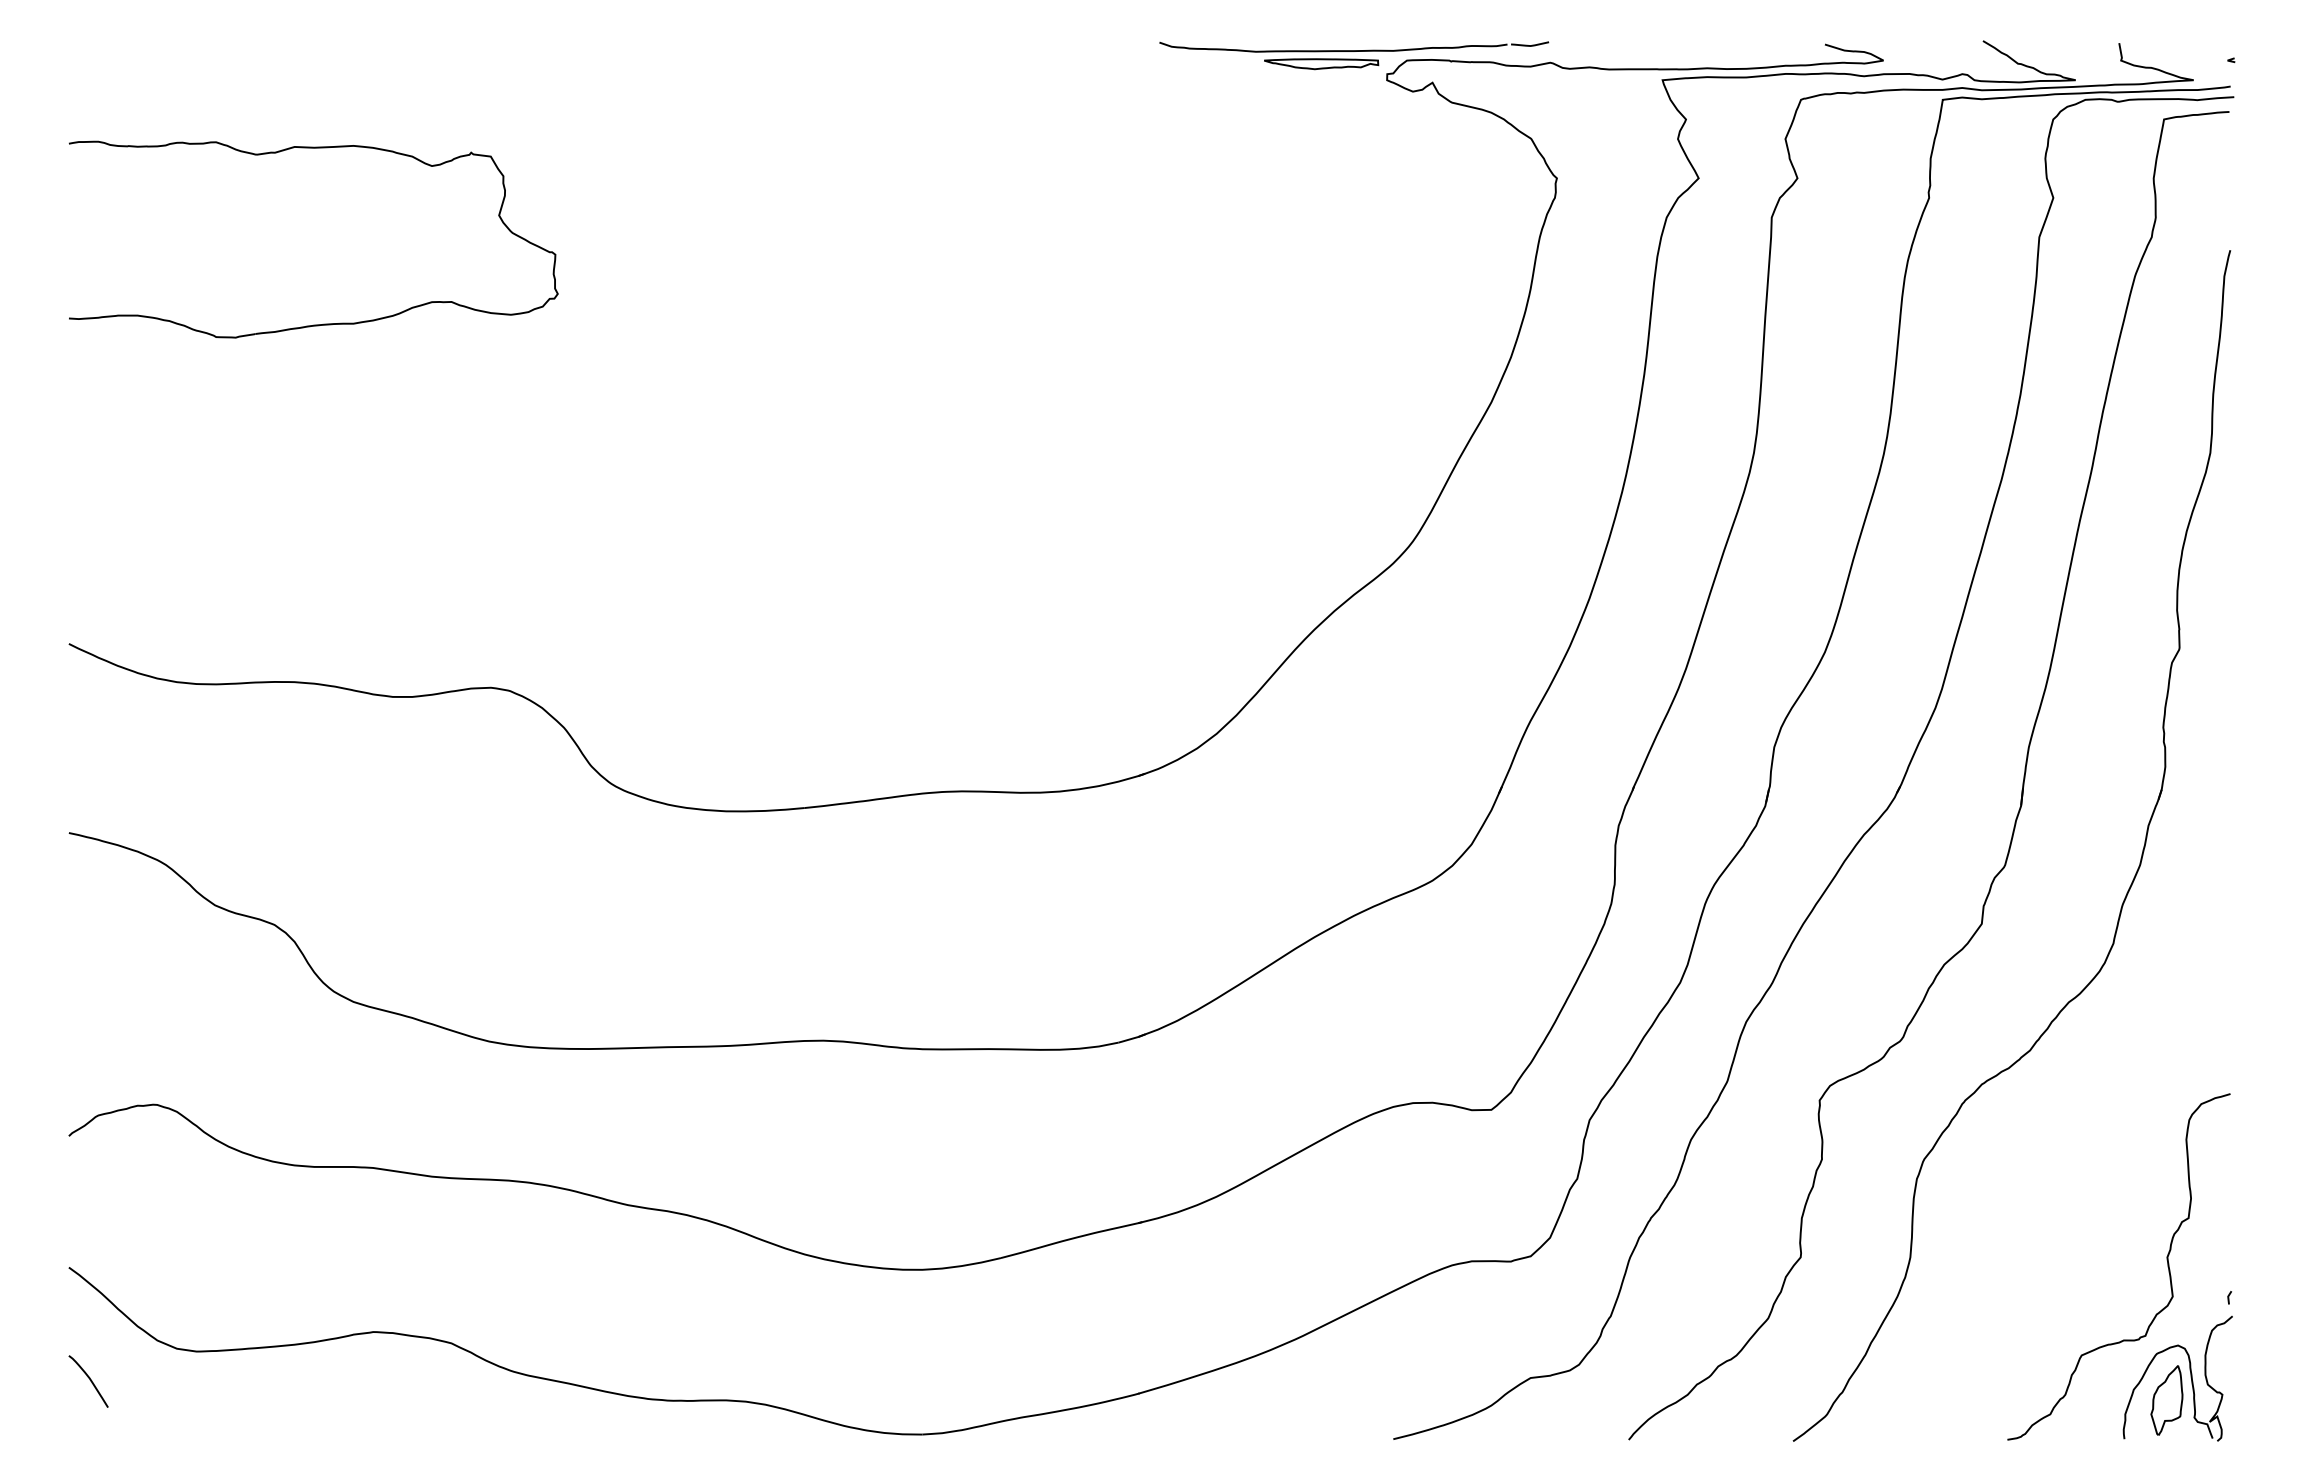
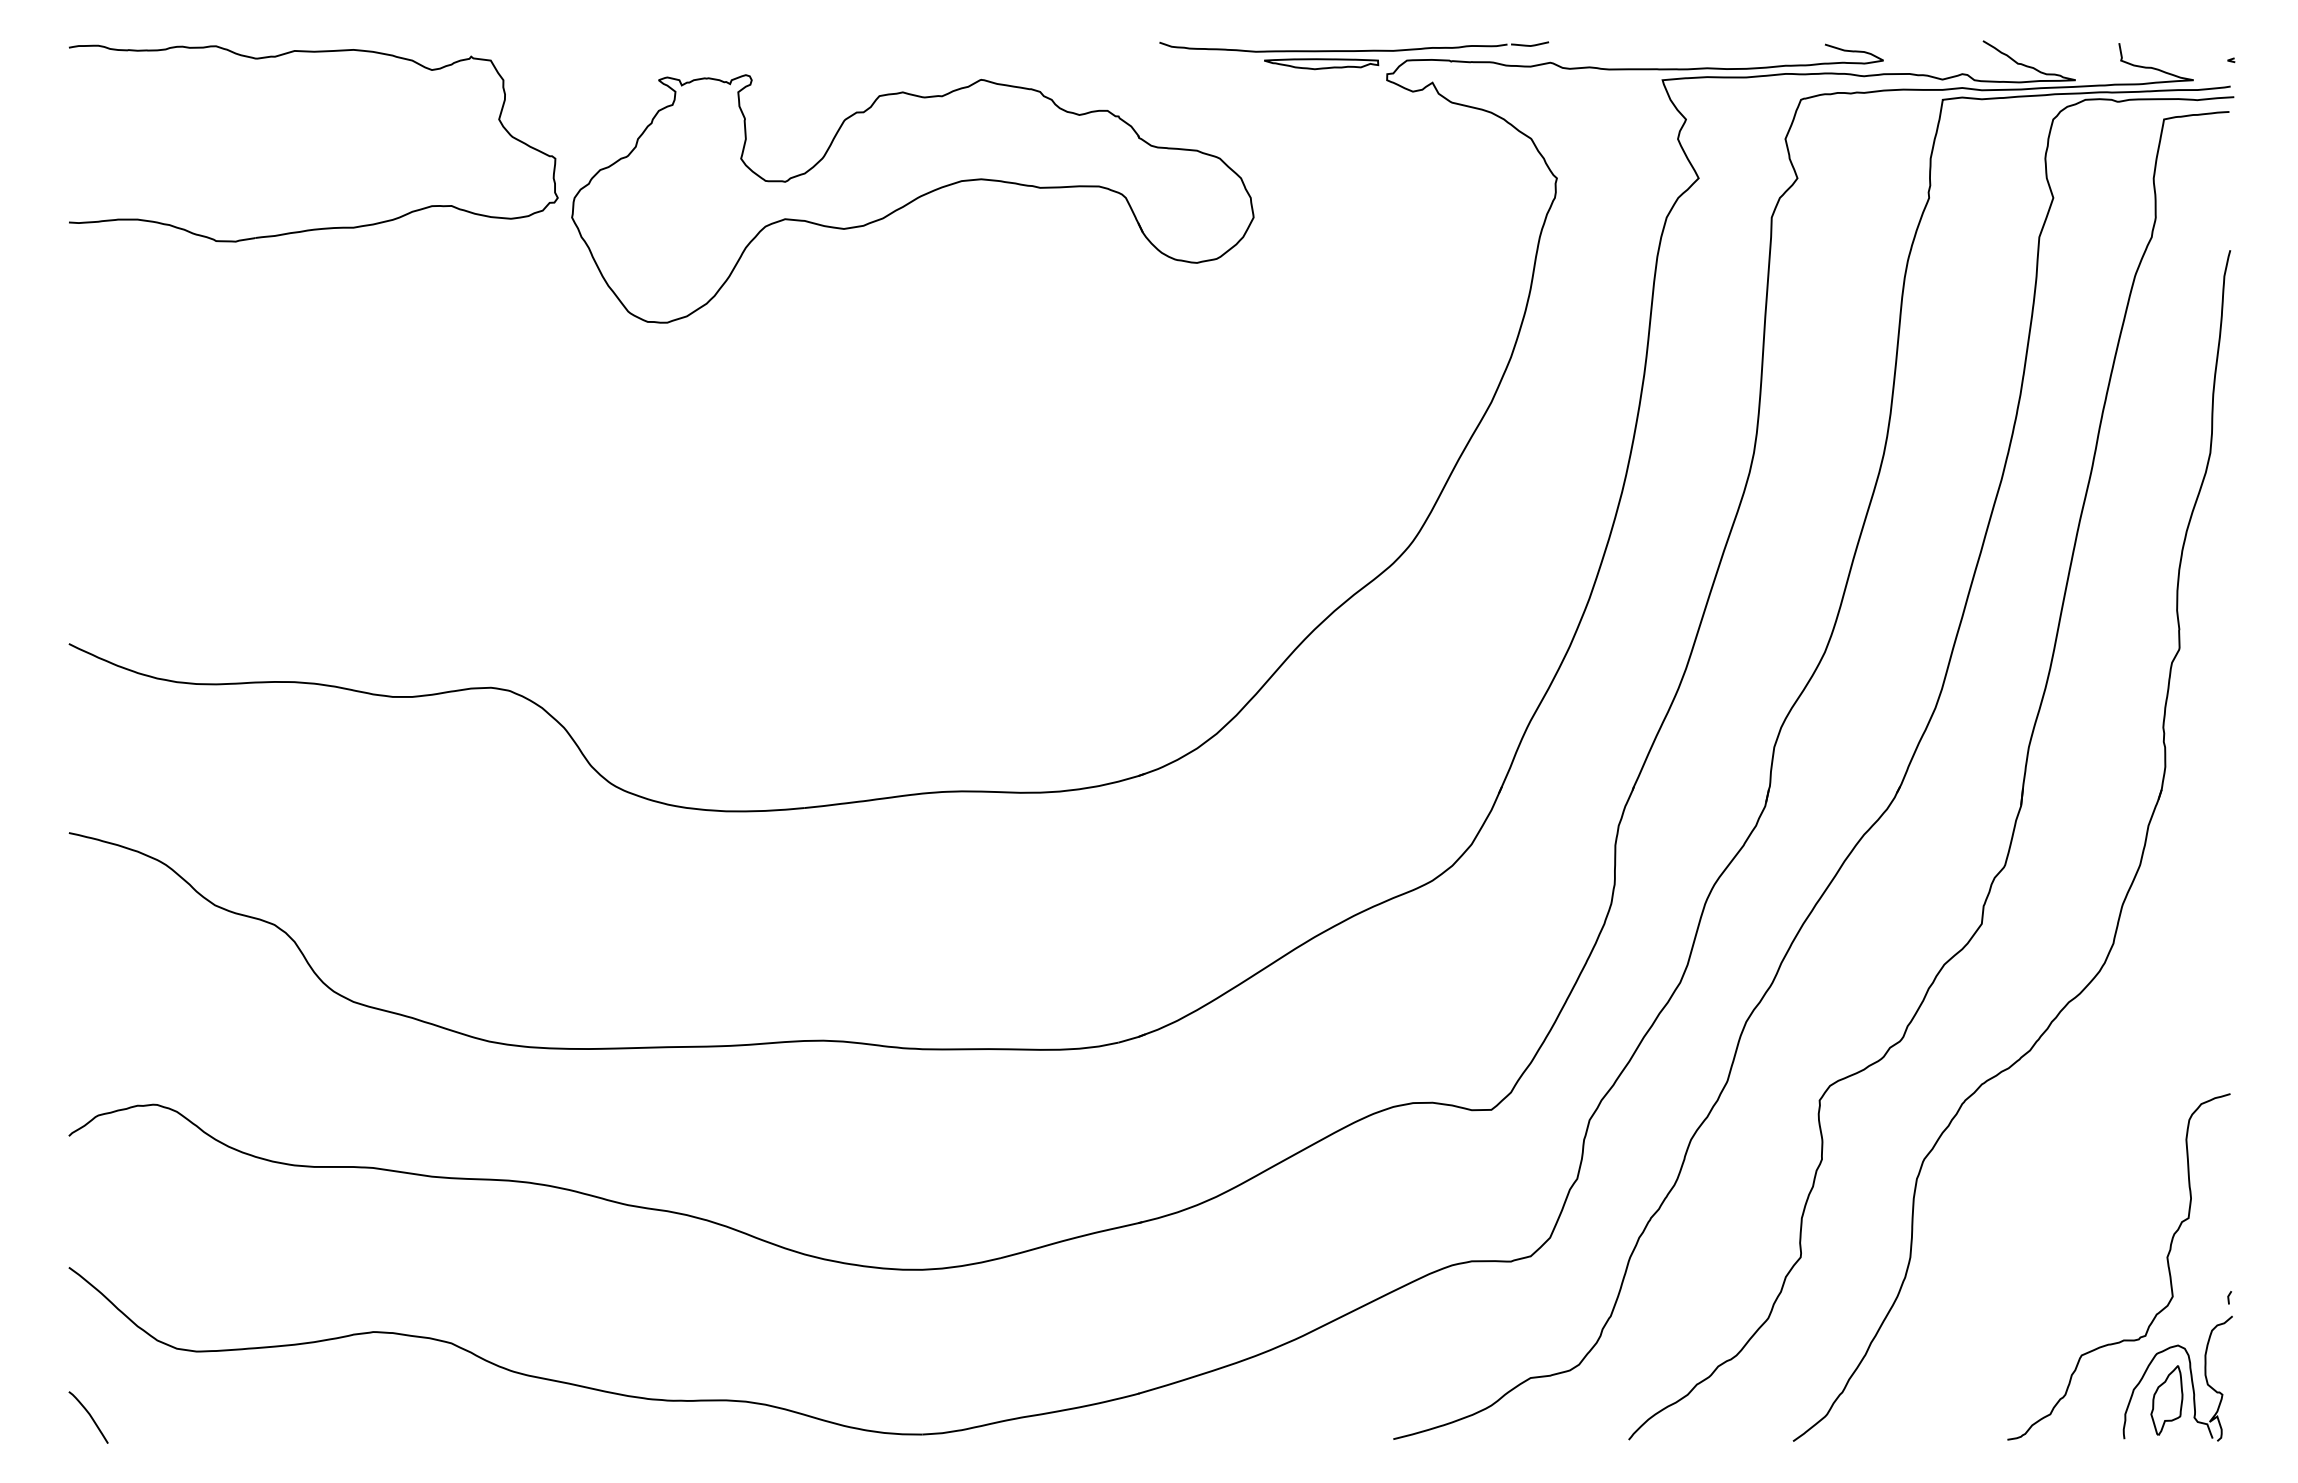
part: none -> present (912, 198)
part position: (323, 323) -> (323, 227) (323, 227)
curve position: (89, 1380) -> (89, 1416) (89, 1416)
